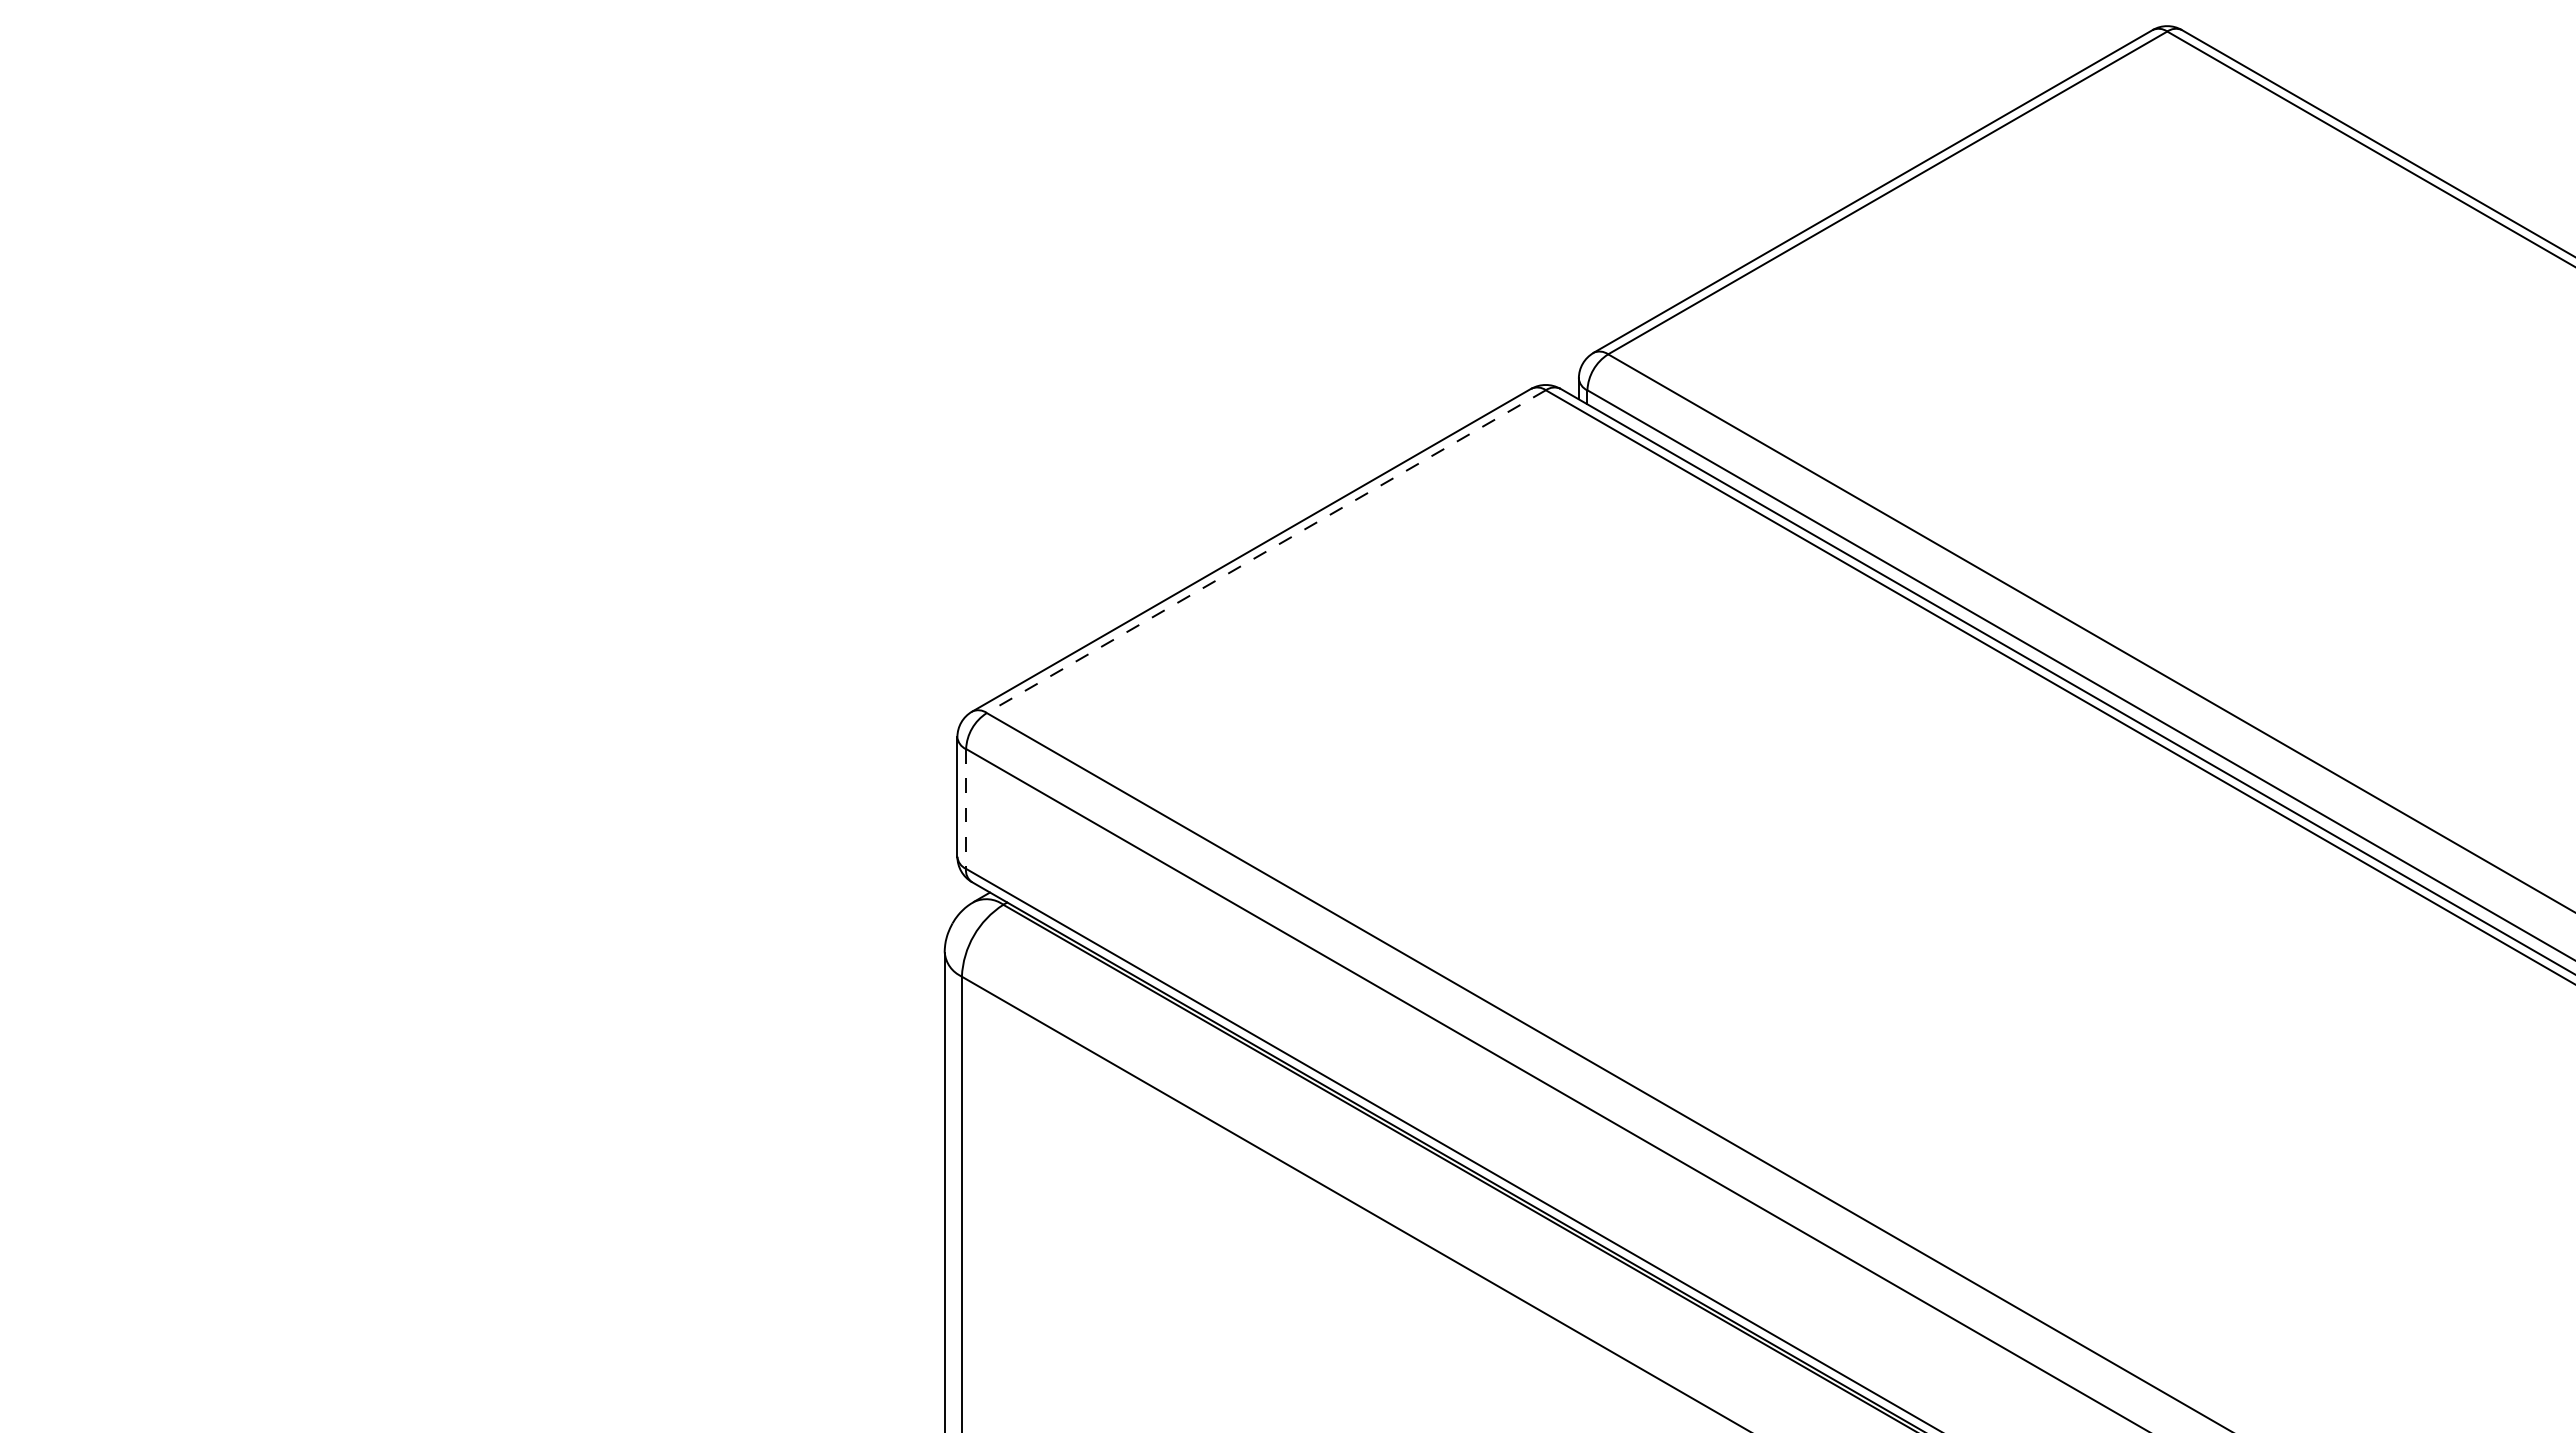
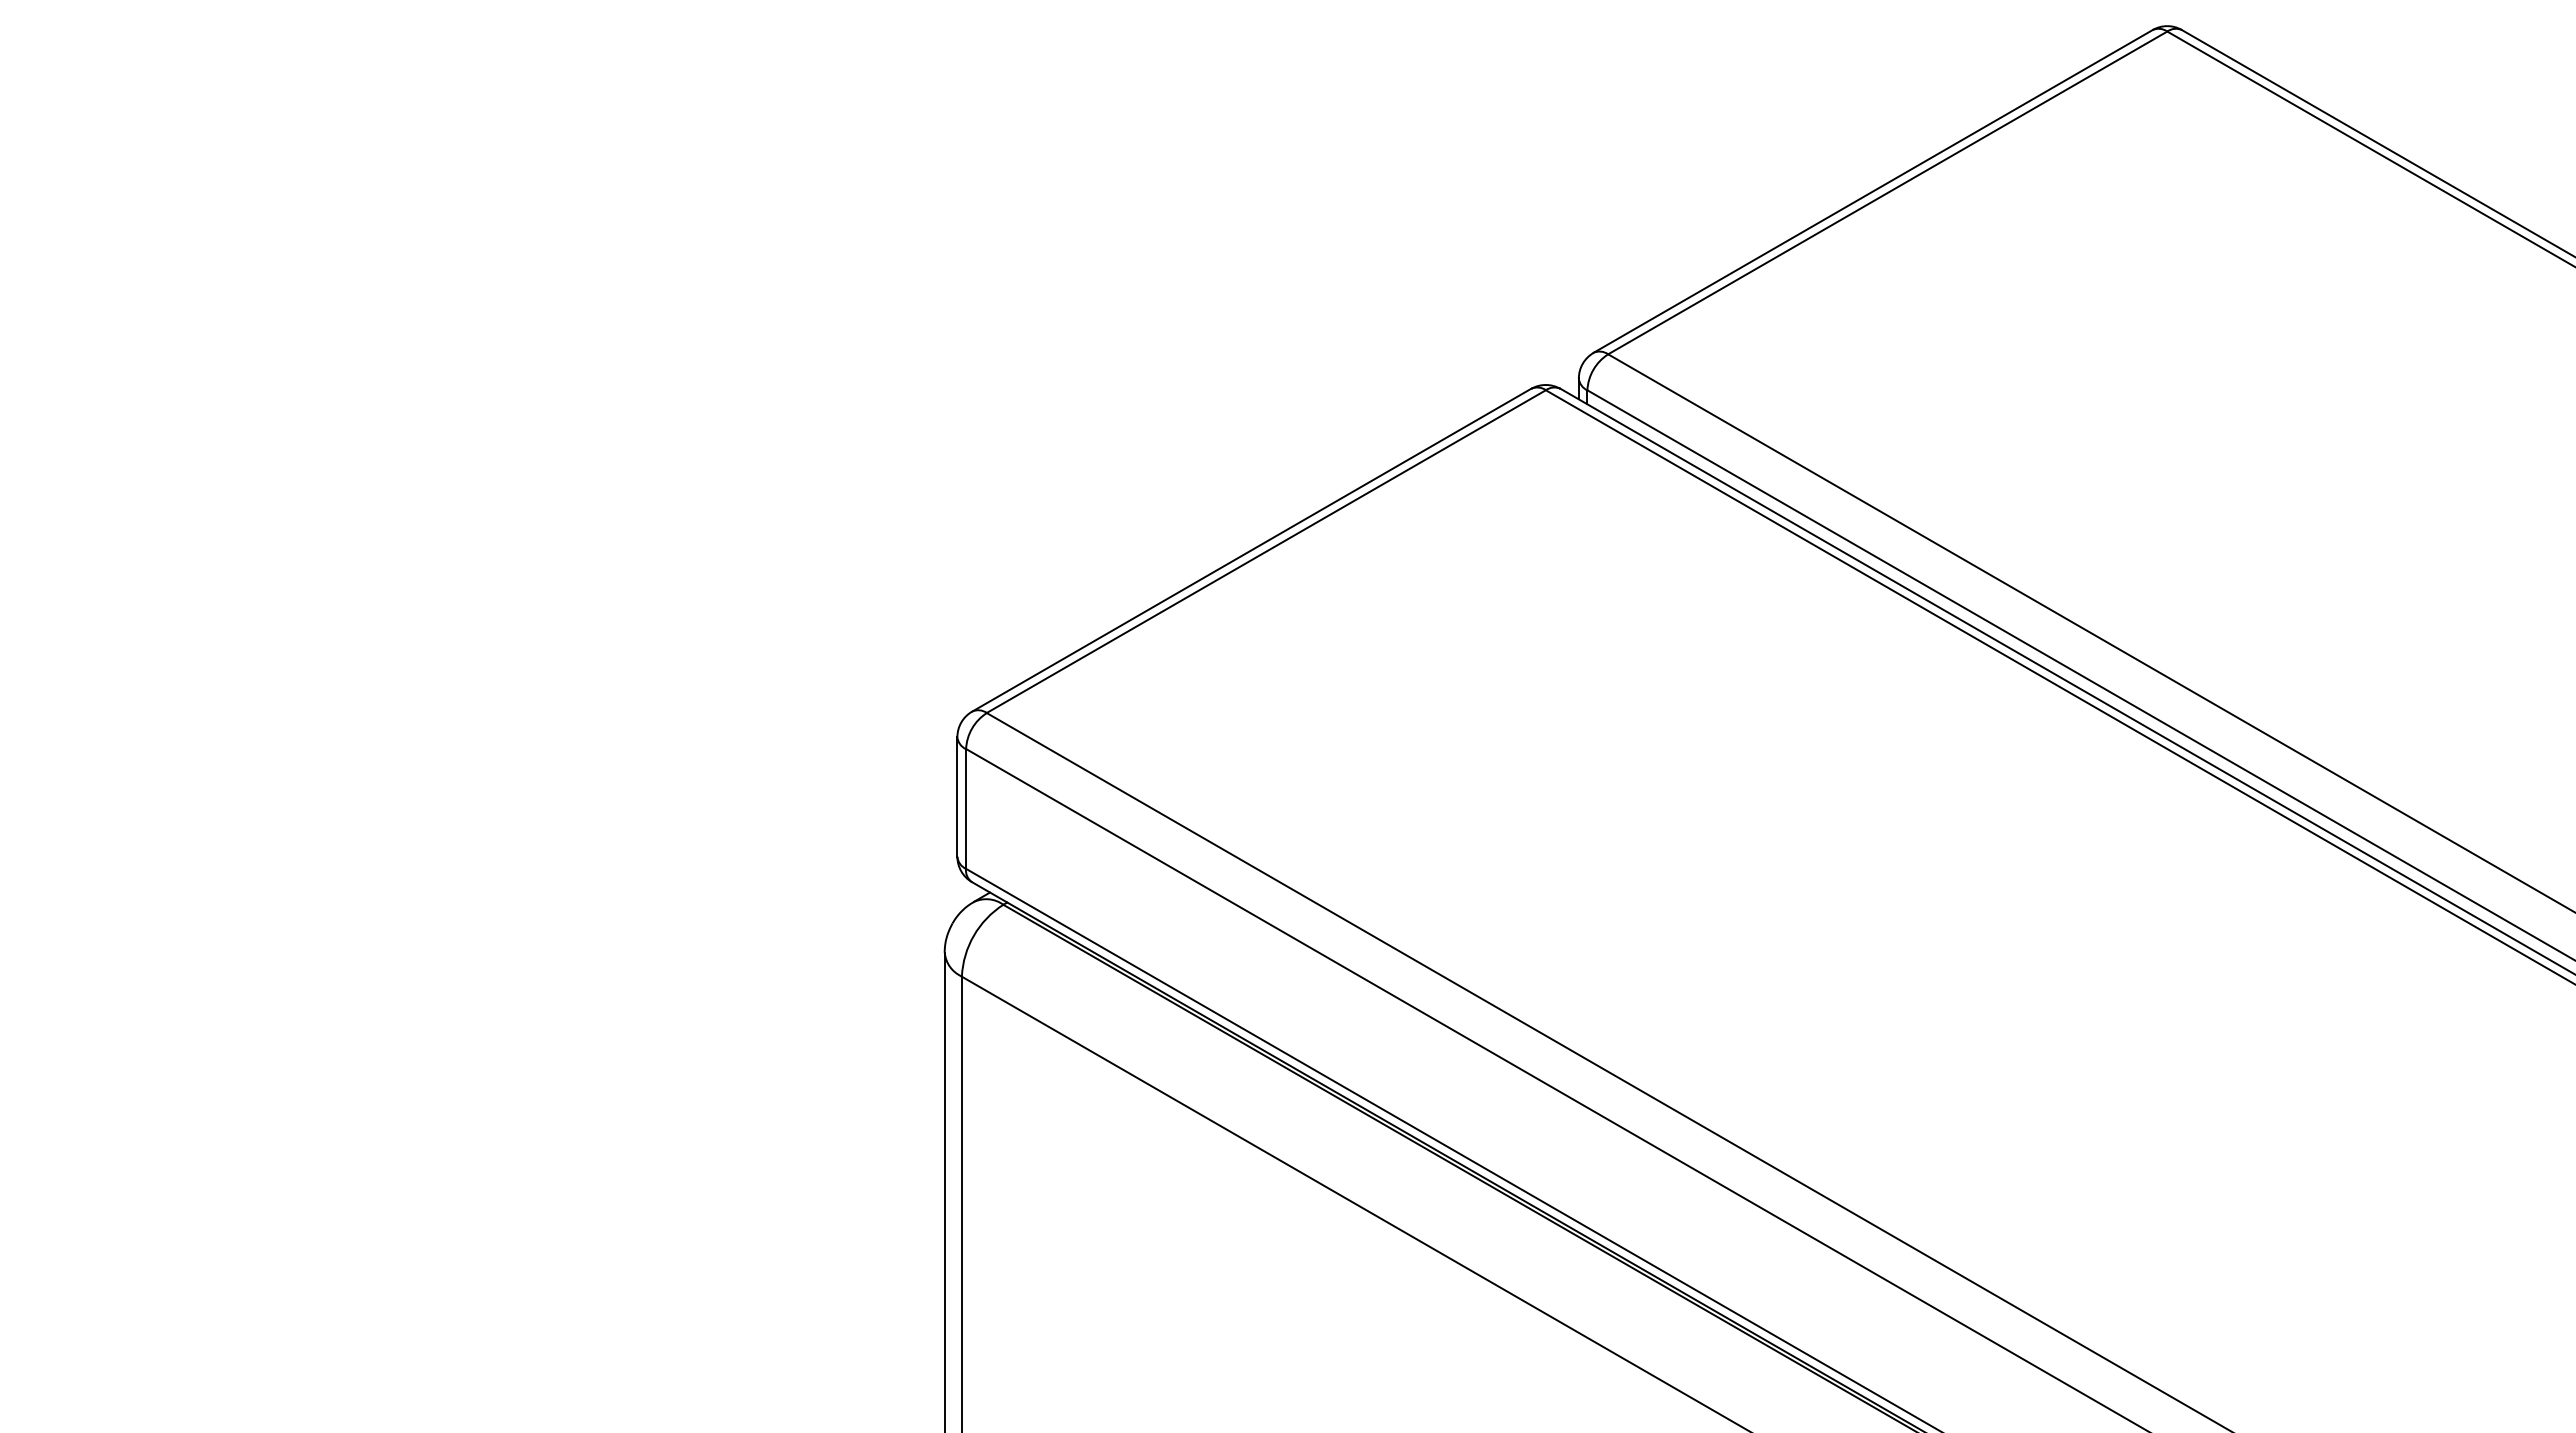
line: dashed -> solid (1266, 551)
line: dashed -> solid (966, 808)
